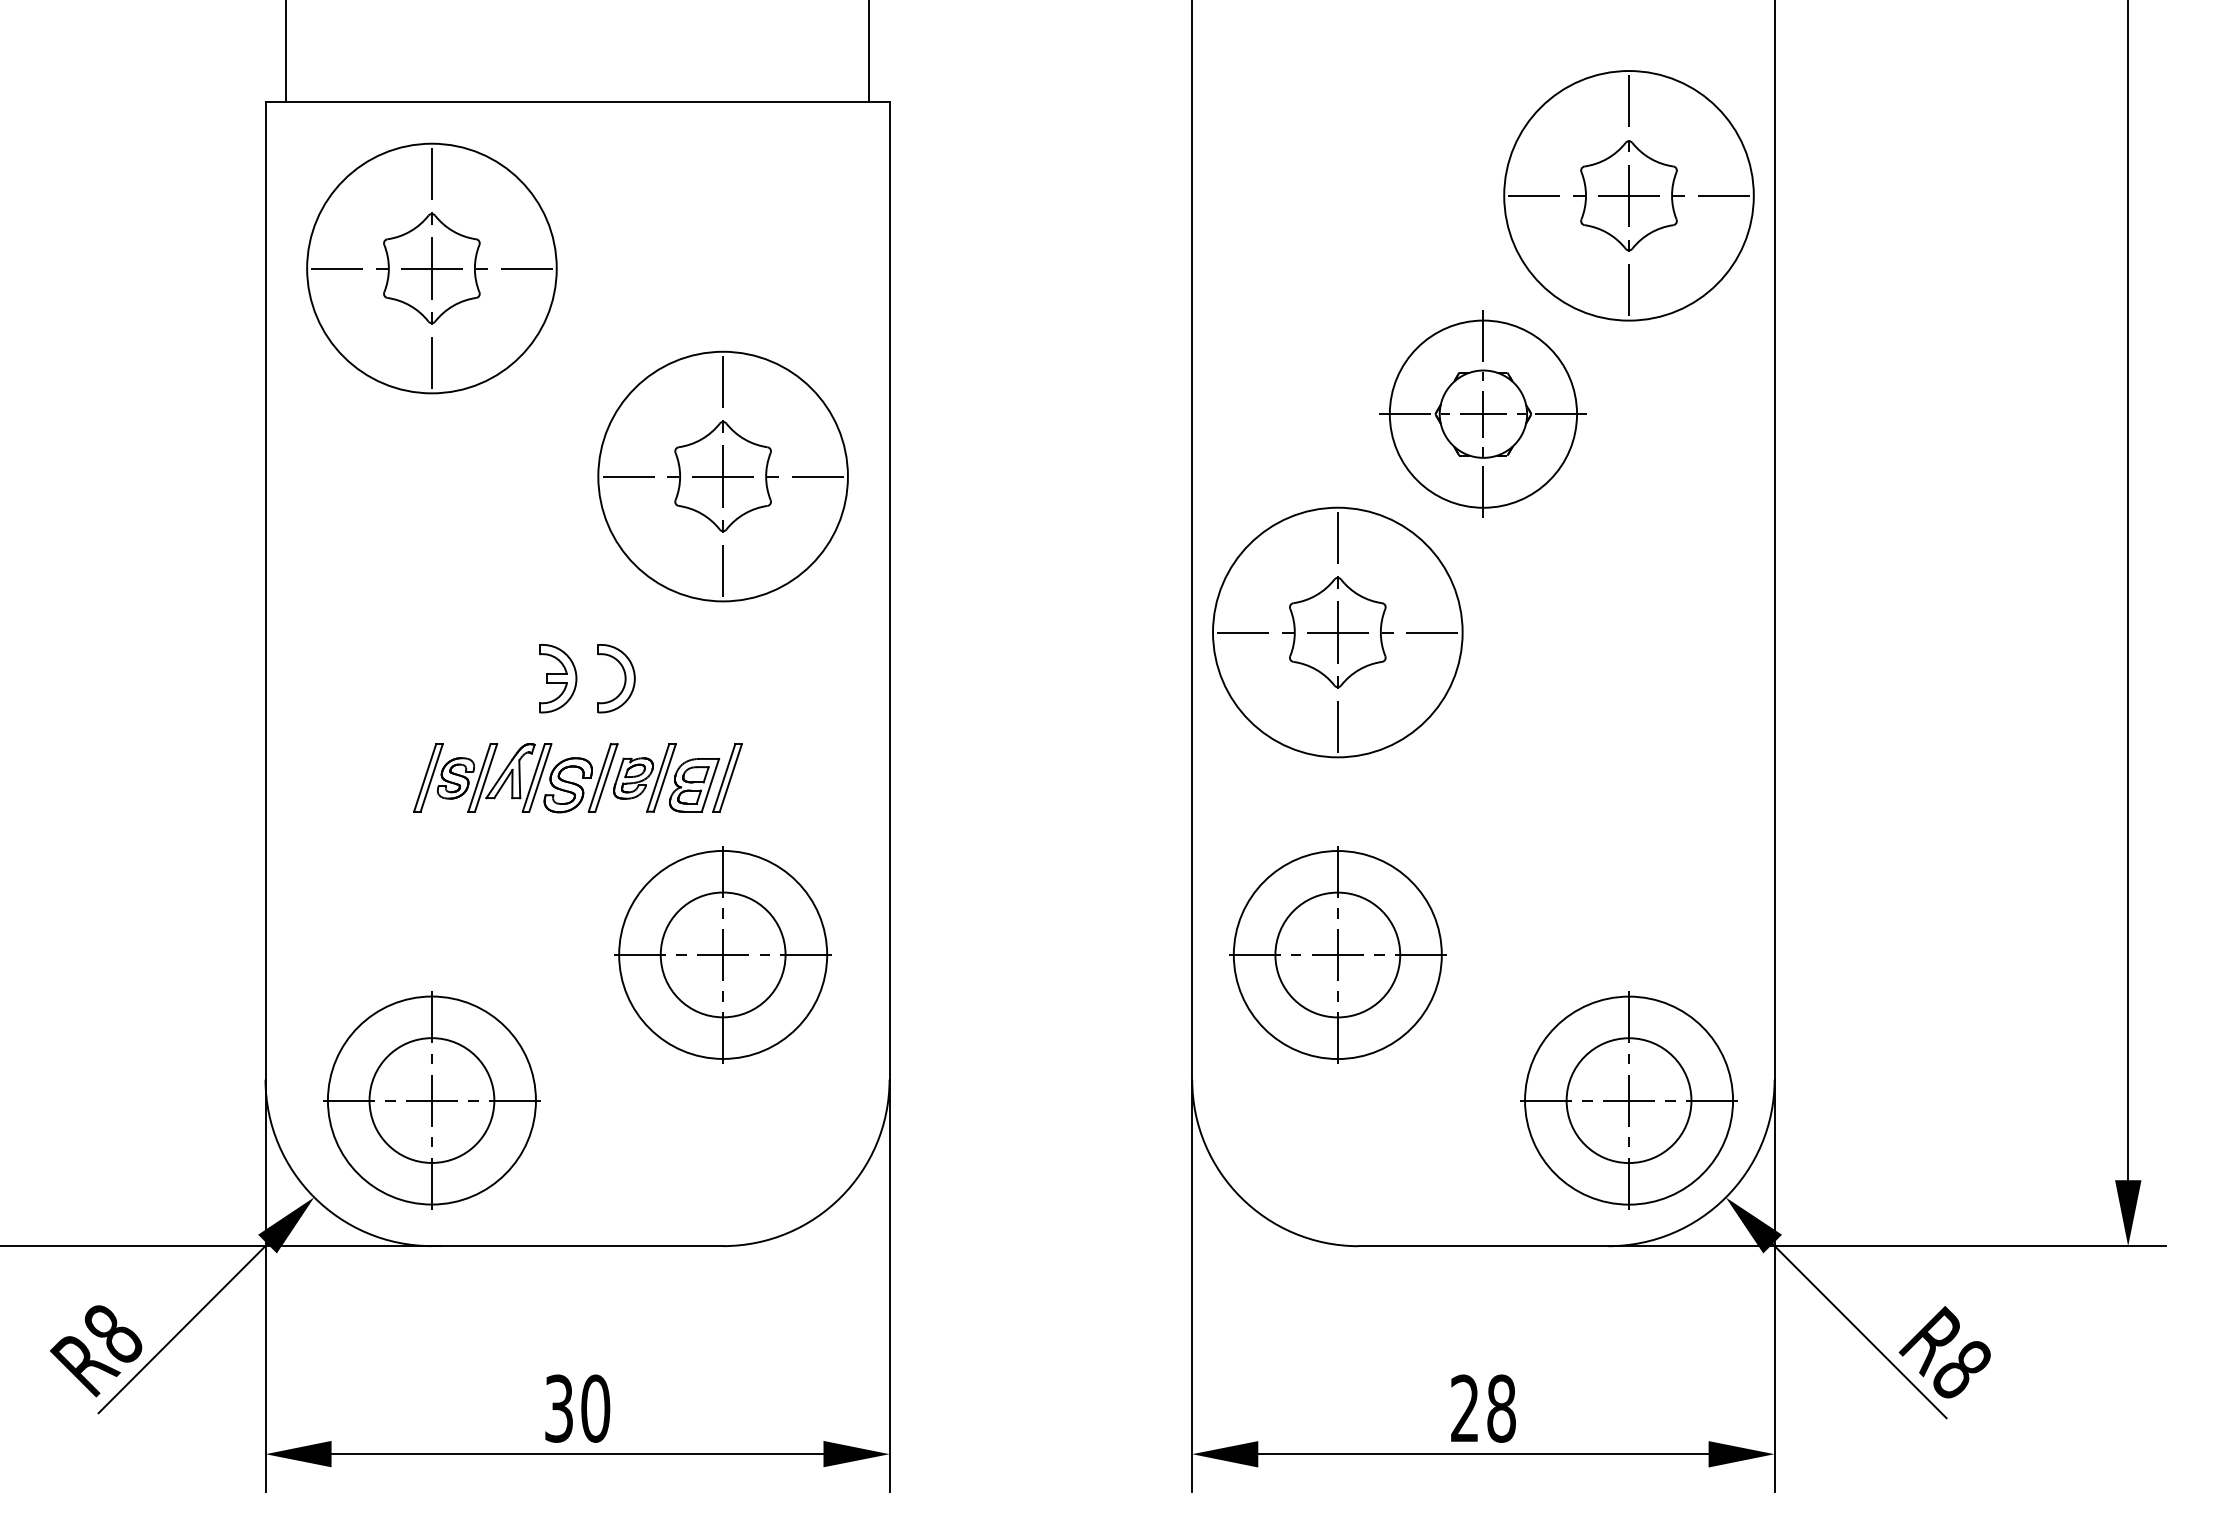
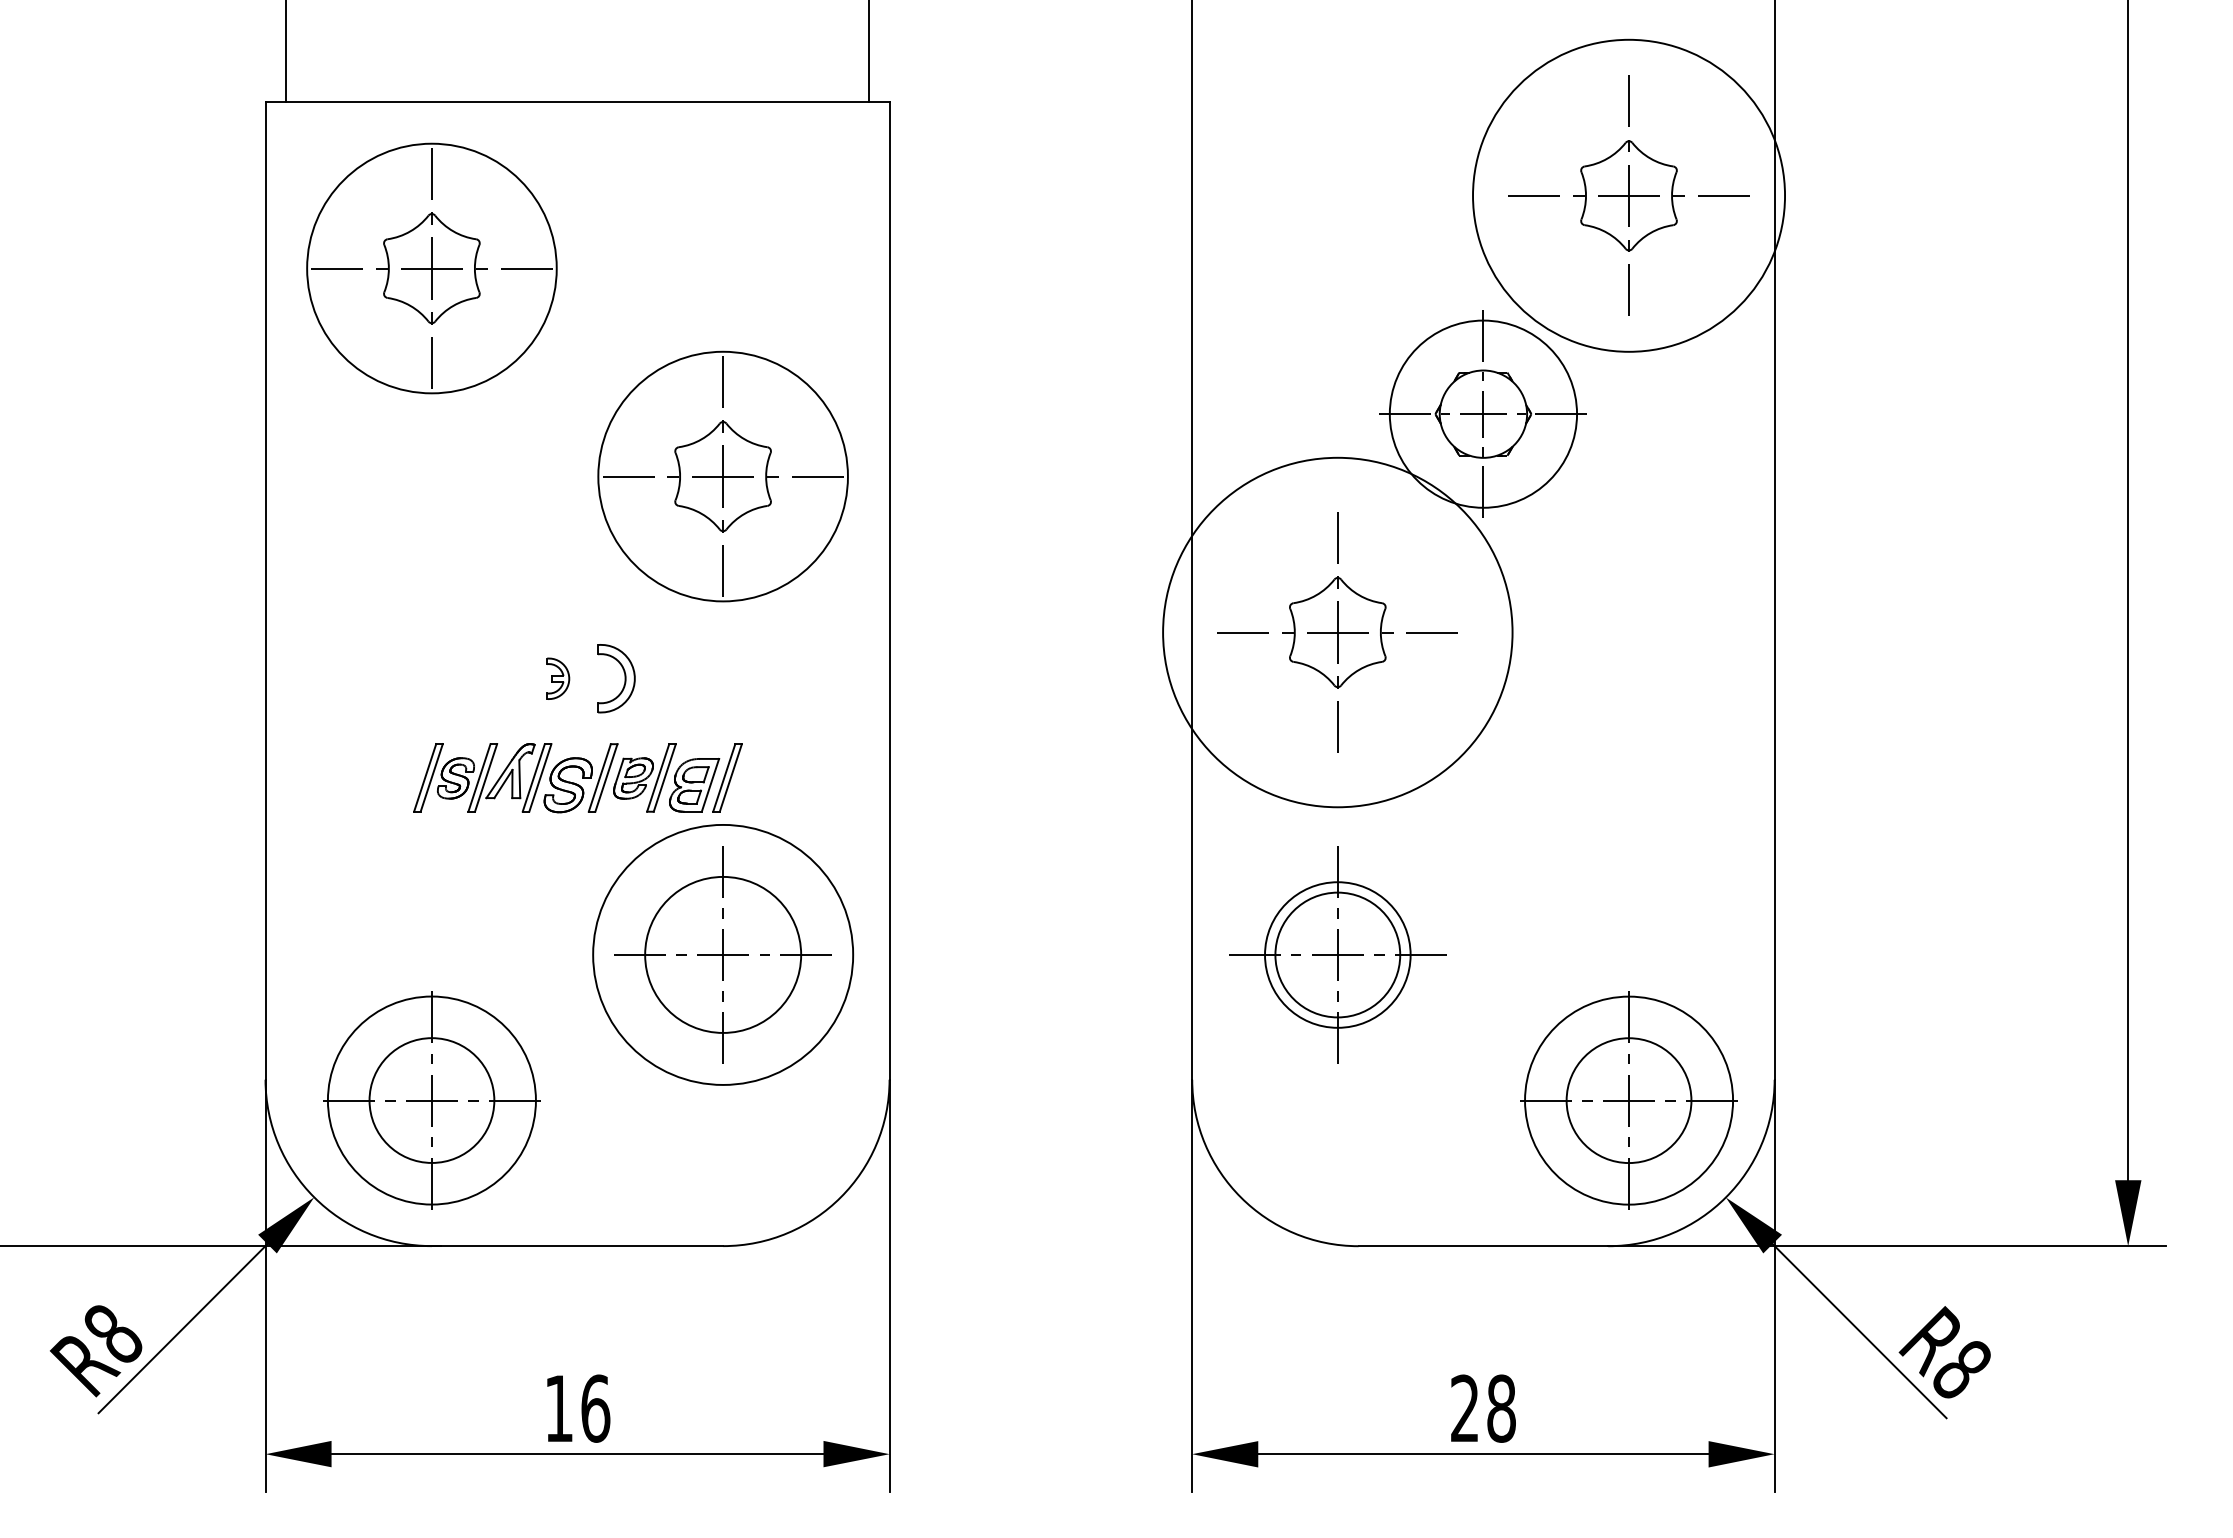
circle diameter: 250 px -> 312 px (1629, 195)
circle diameter: 250 px -> 349 px (1337, 632)
part size: 39x70 px -> 25x43 px (558, 678)
circle diameter: 125 px -> 156 px (723, 954)
circle diameter: 208 px -> 260 px (723, 954)
circle diameter: 208 px -> 146 px (1337, 954)
text: 30 -> 16 (577, 1408)
